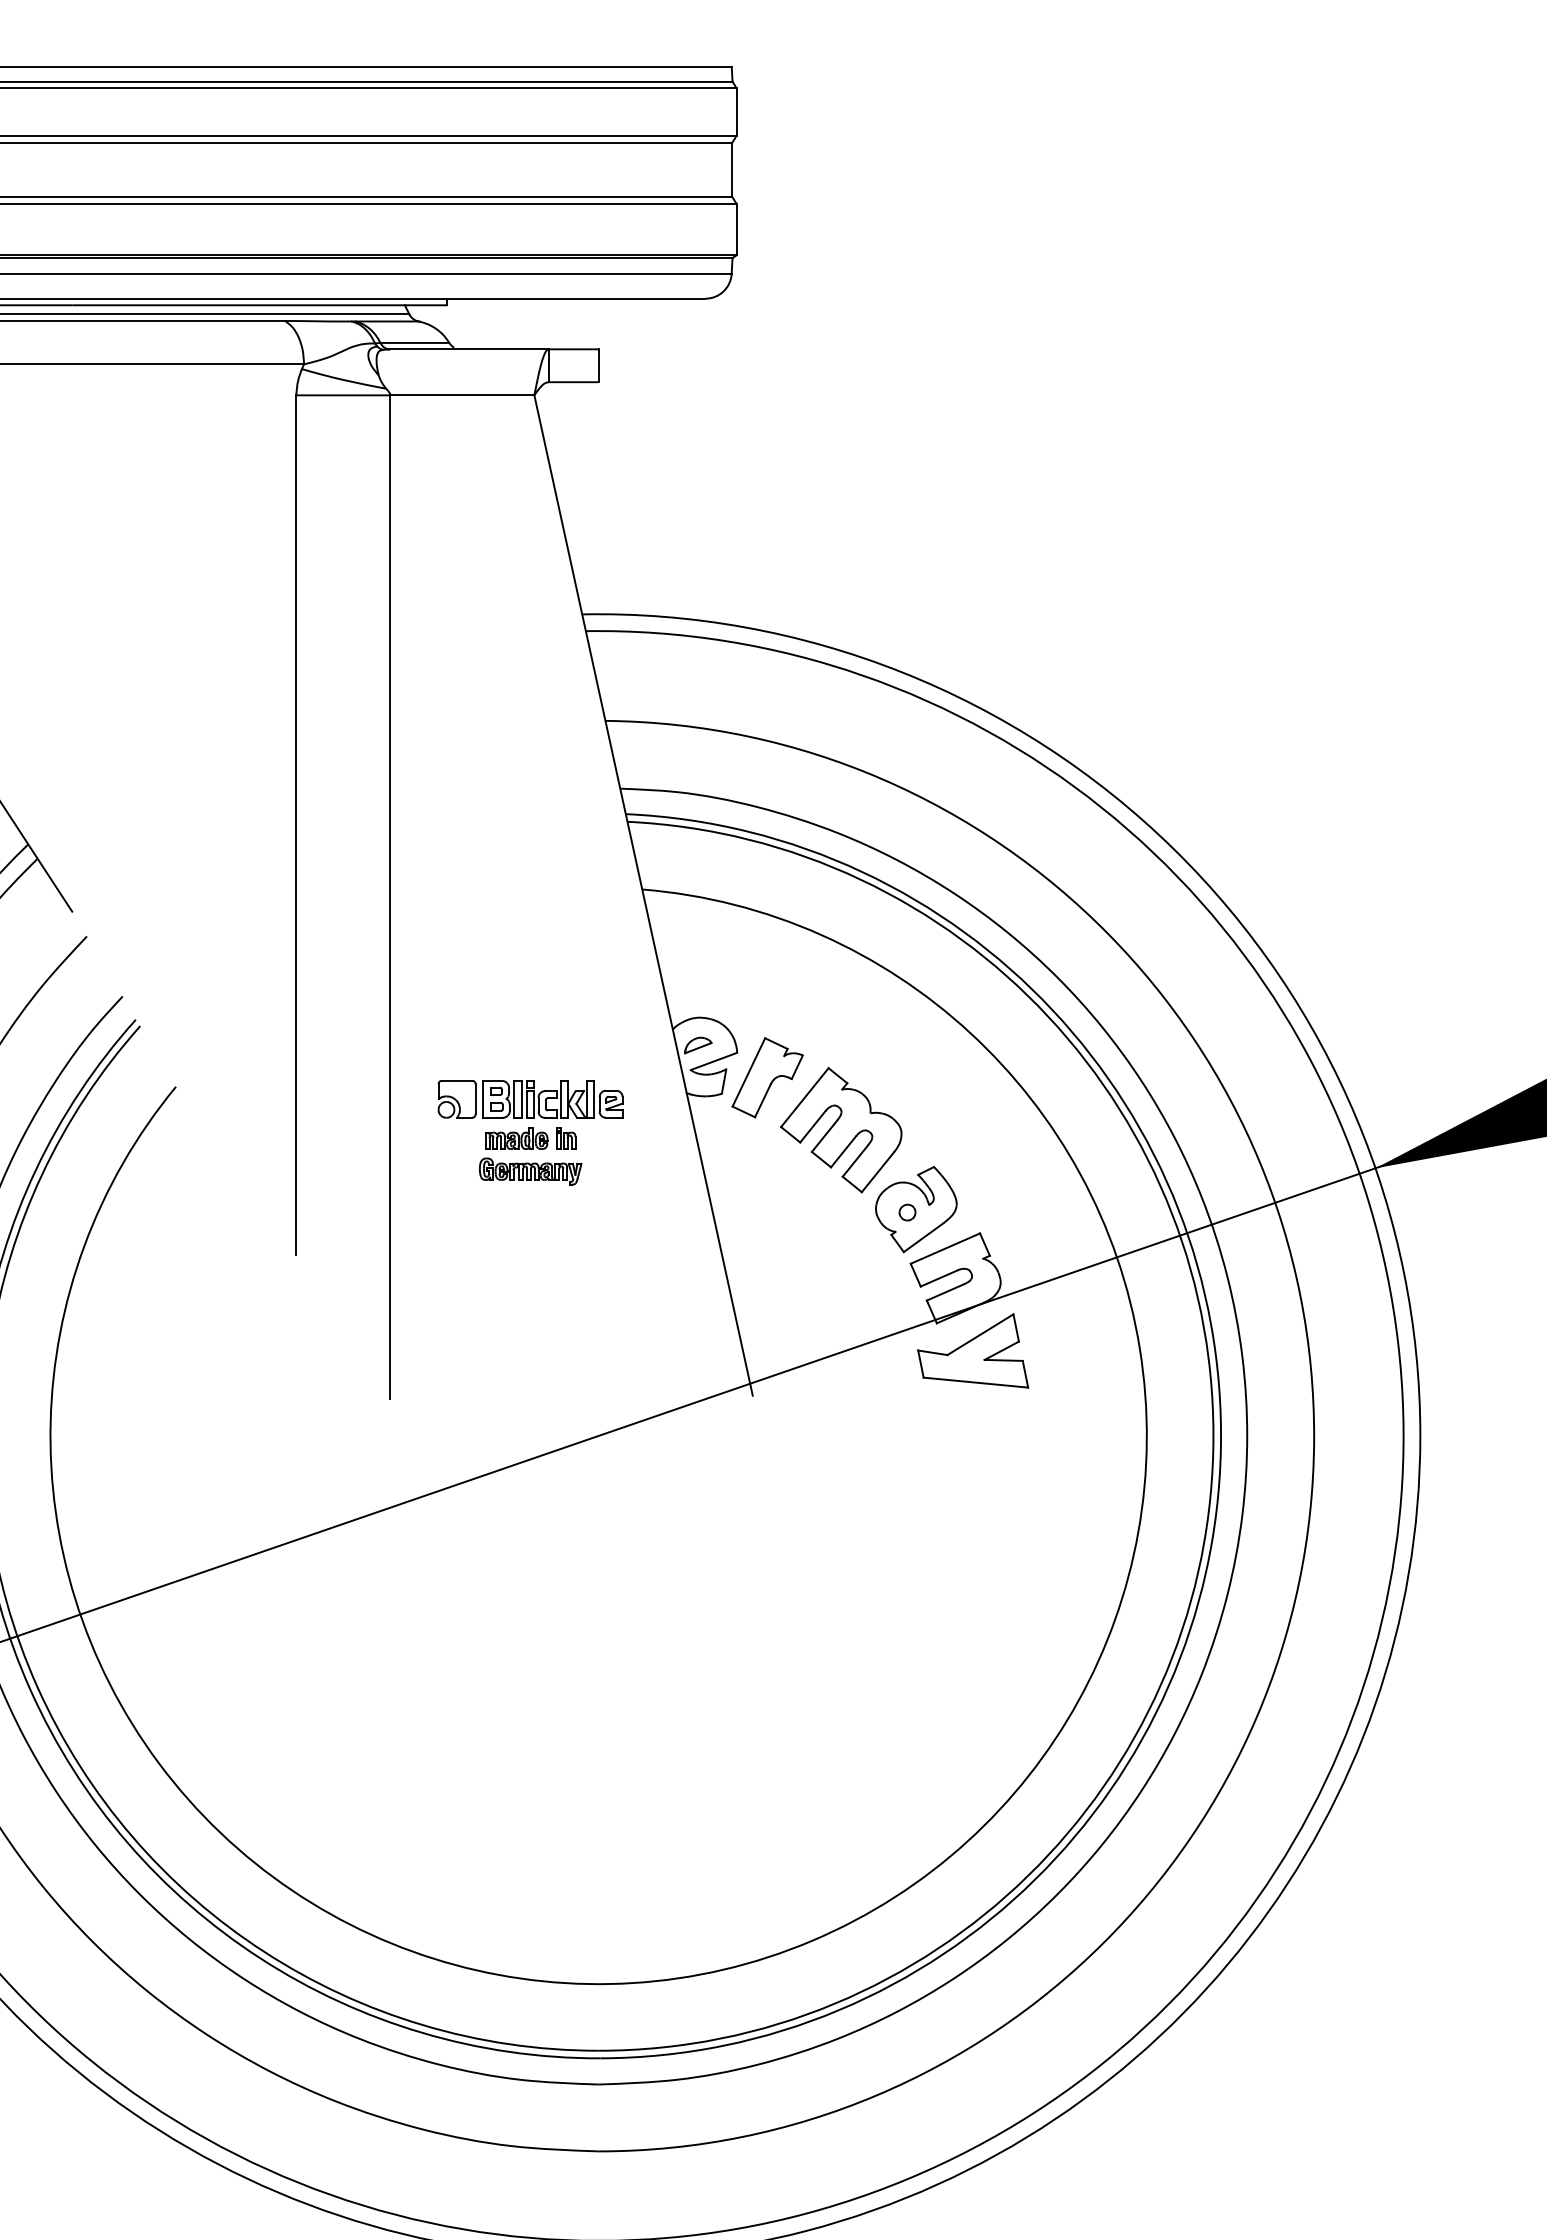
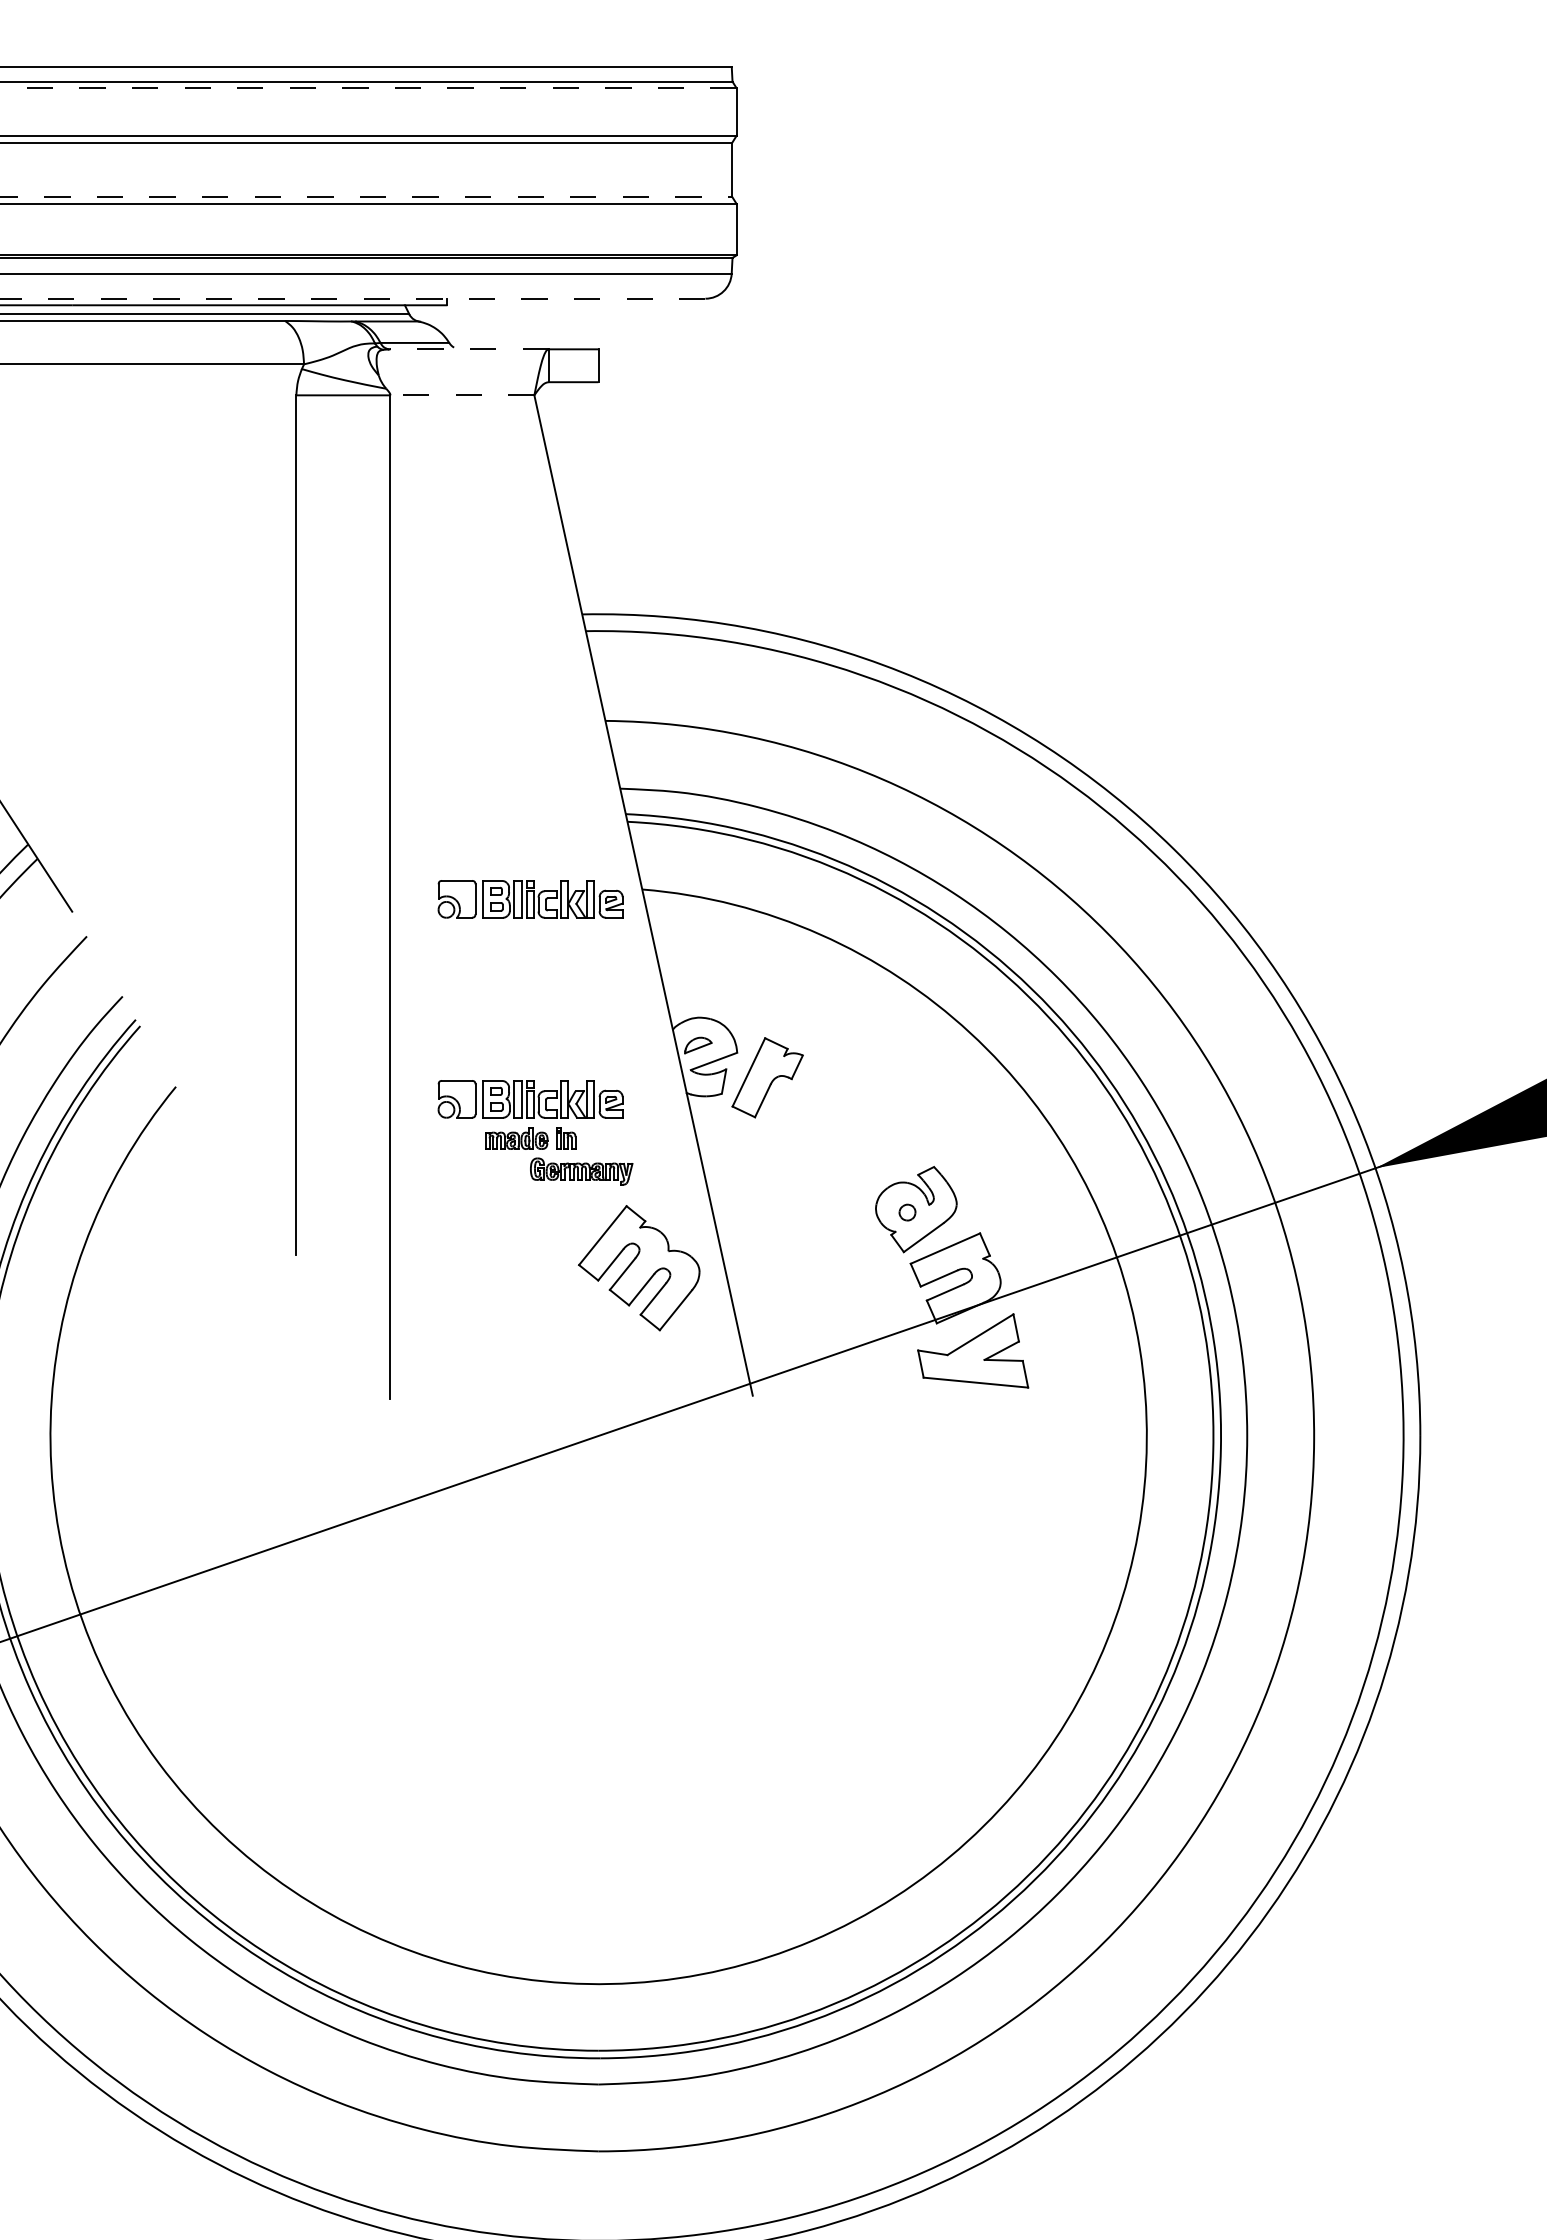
line: solid -> dashed (368, 88)
line: solid -> dashed (366, 197)
line: solid -> dashed (352, 298)
line: solid -> dashed (469, 349)
line: solid -> dashed (462, 395)
part: none -> present (530, 899)
part position: (841, 1130) -> (639, 1268) (639, 1268)
part position: (530, 1171) -> (581, 1171) (581, 1171)
